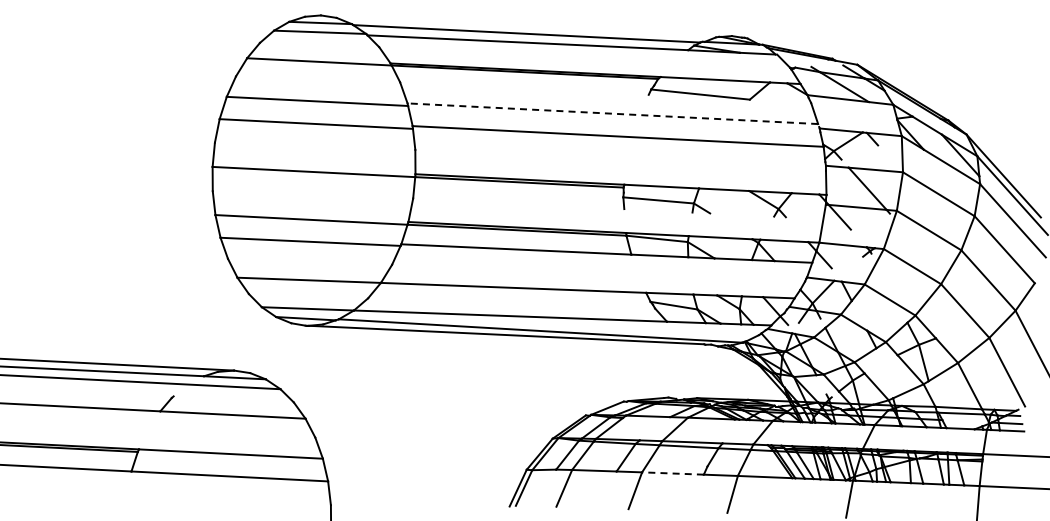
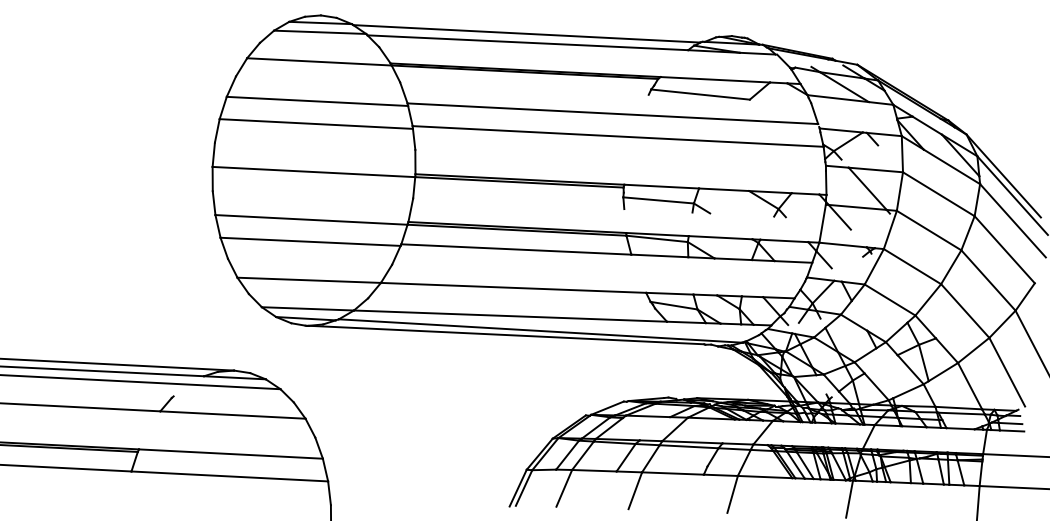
line: dashed -> solid (612, 113)
line: dashed -> solid (672, 473)
